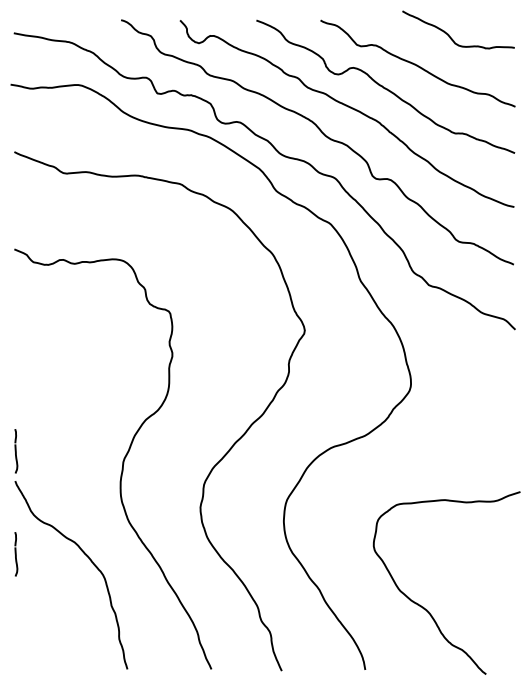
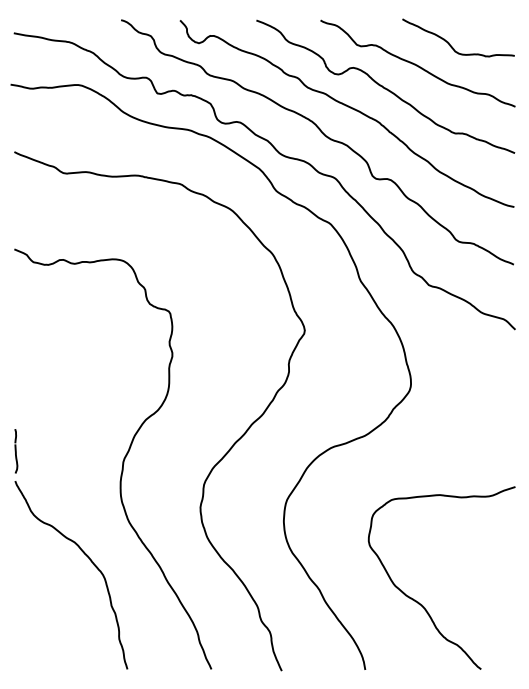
curve position: (449, 34) -> (449, 42) (449, 42)
part: present -> none (16, 554)
curve position: (427, 609) -> (422, 604) (422, 604)
